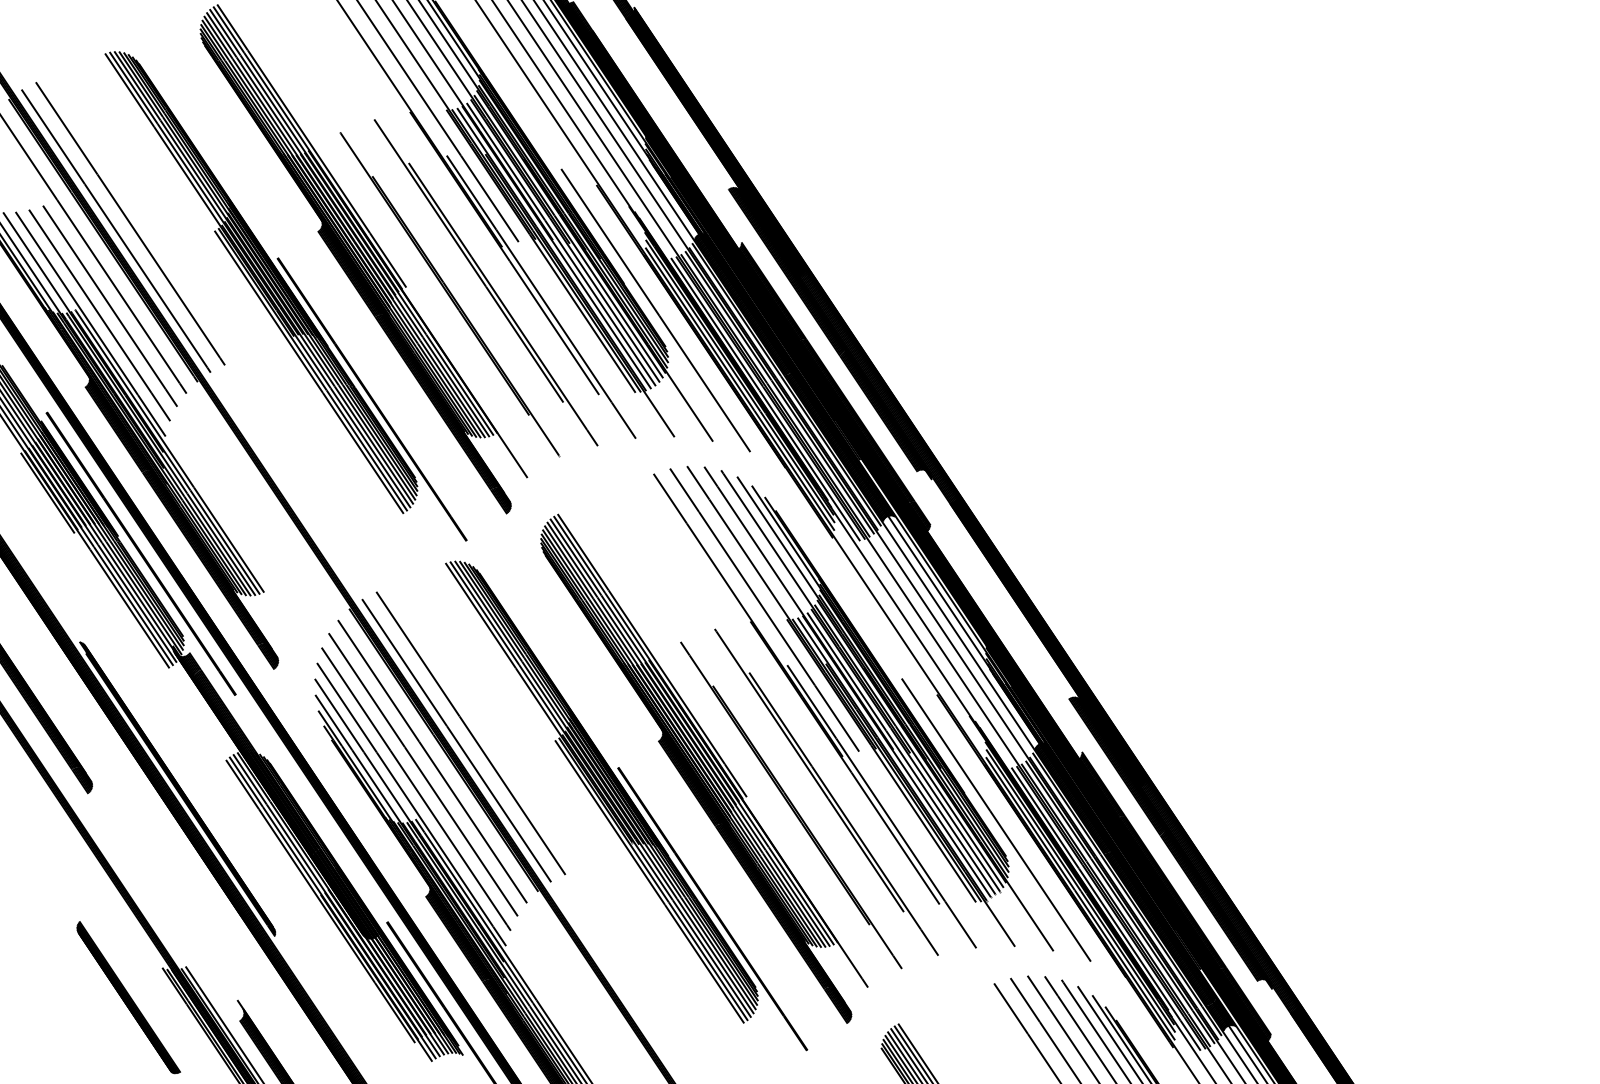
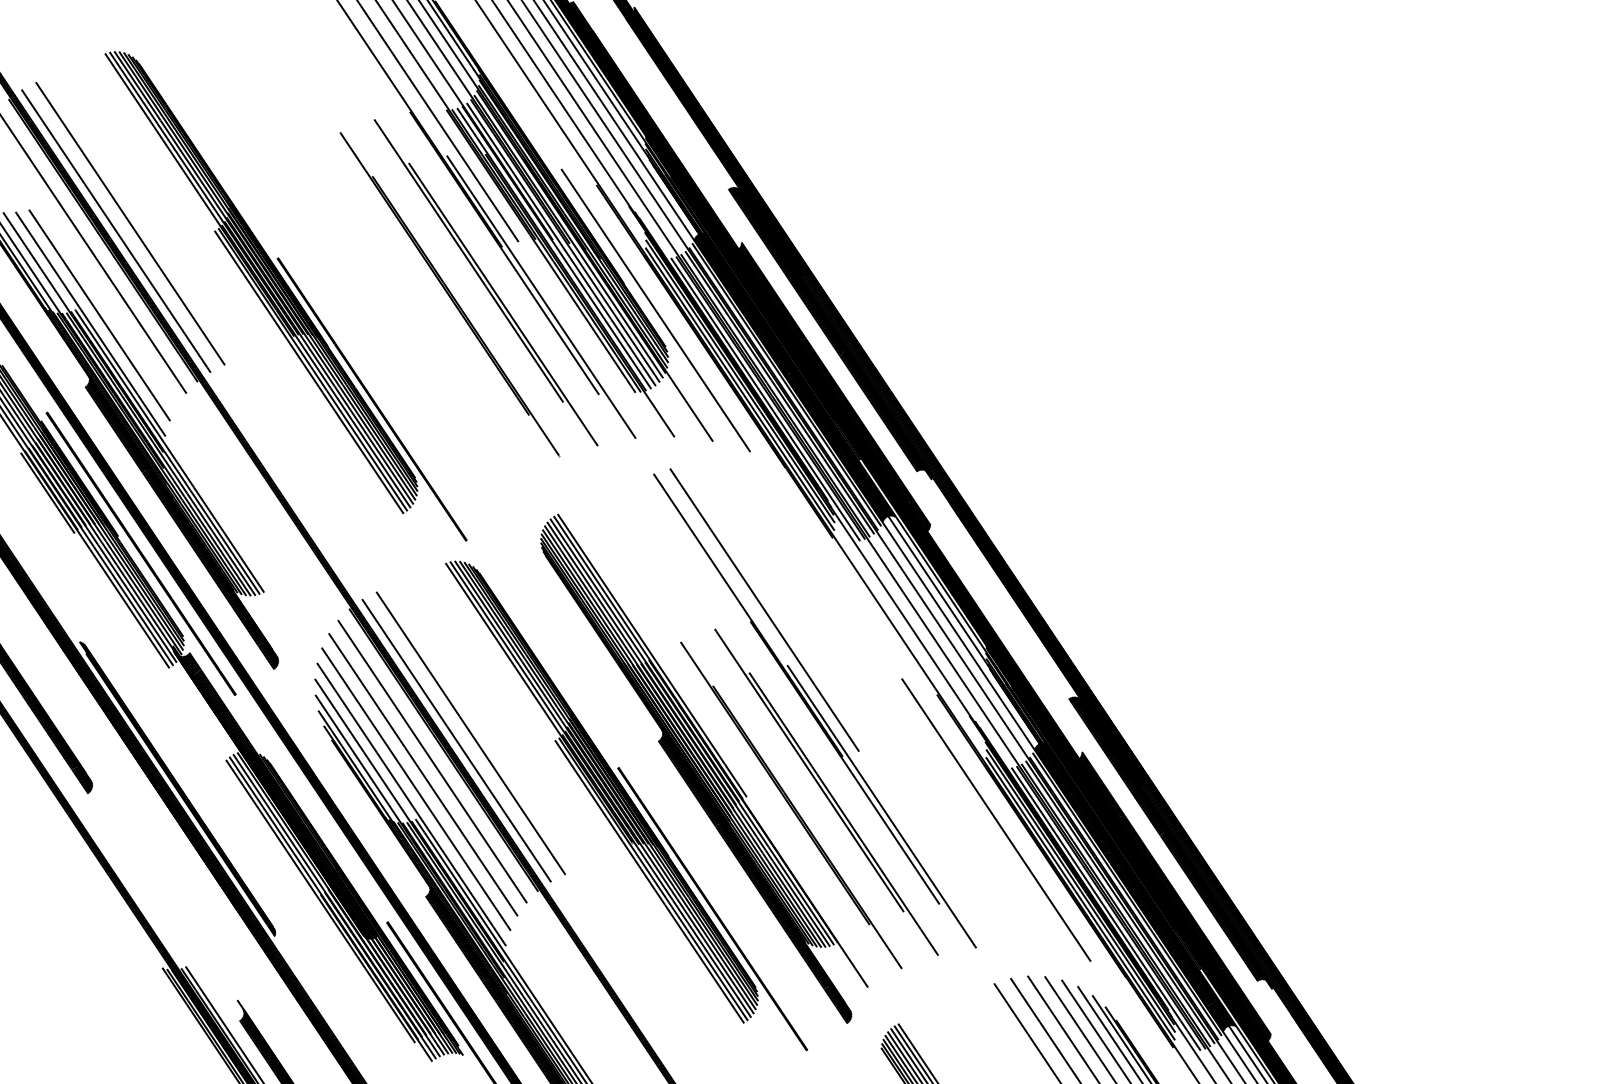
part: present -> none (363, 259)
line: present -> none (109, 305)
part: present -> none (870, 708)
part: present -> none (128, 997)
